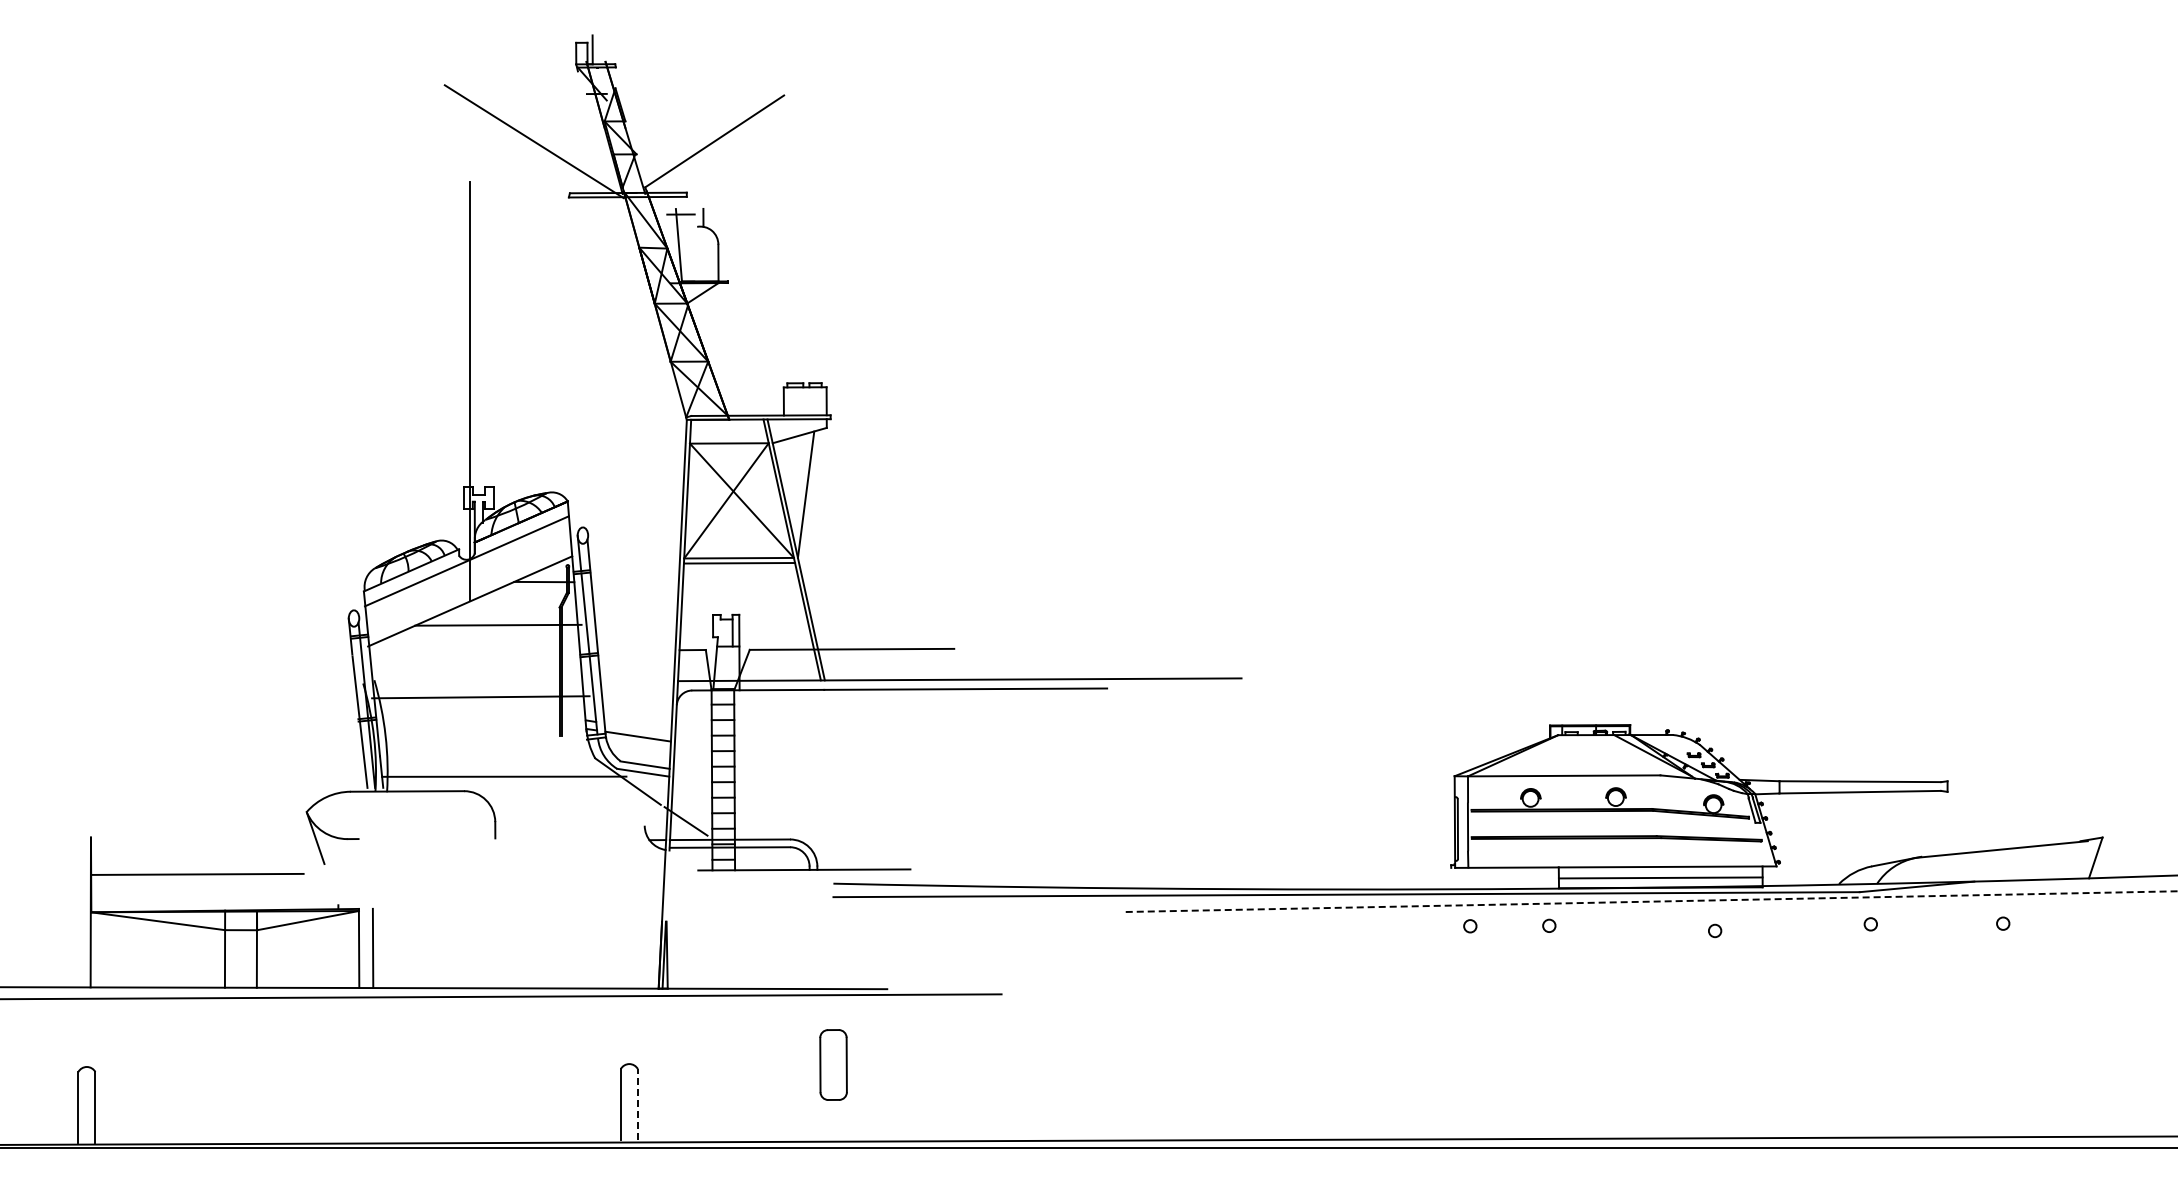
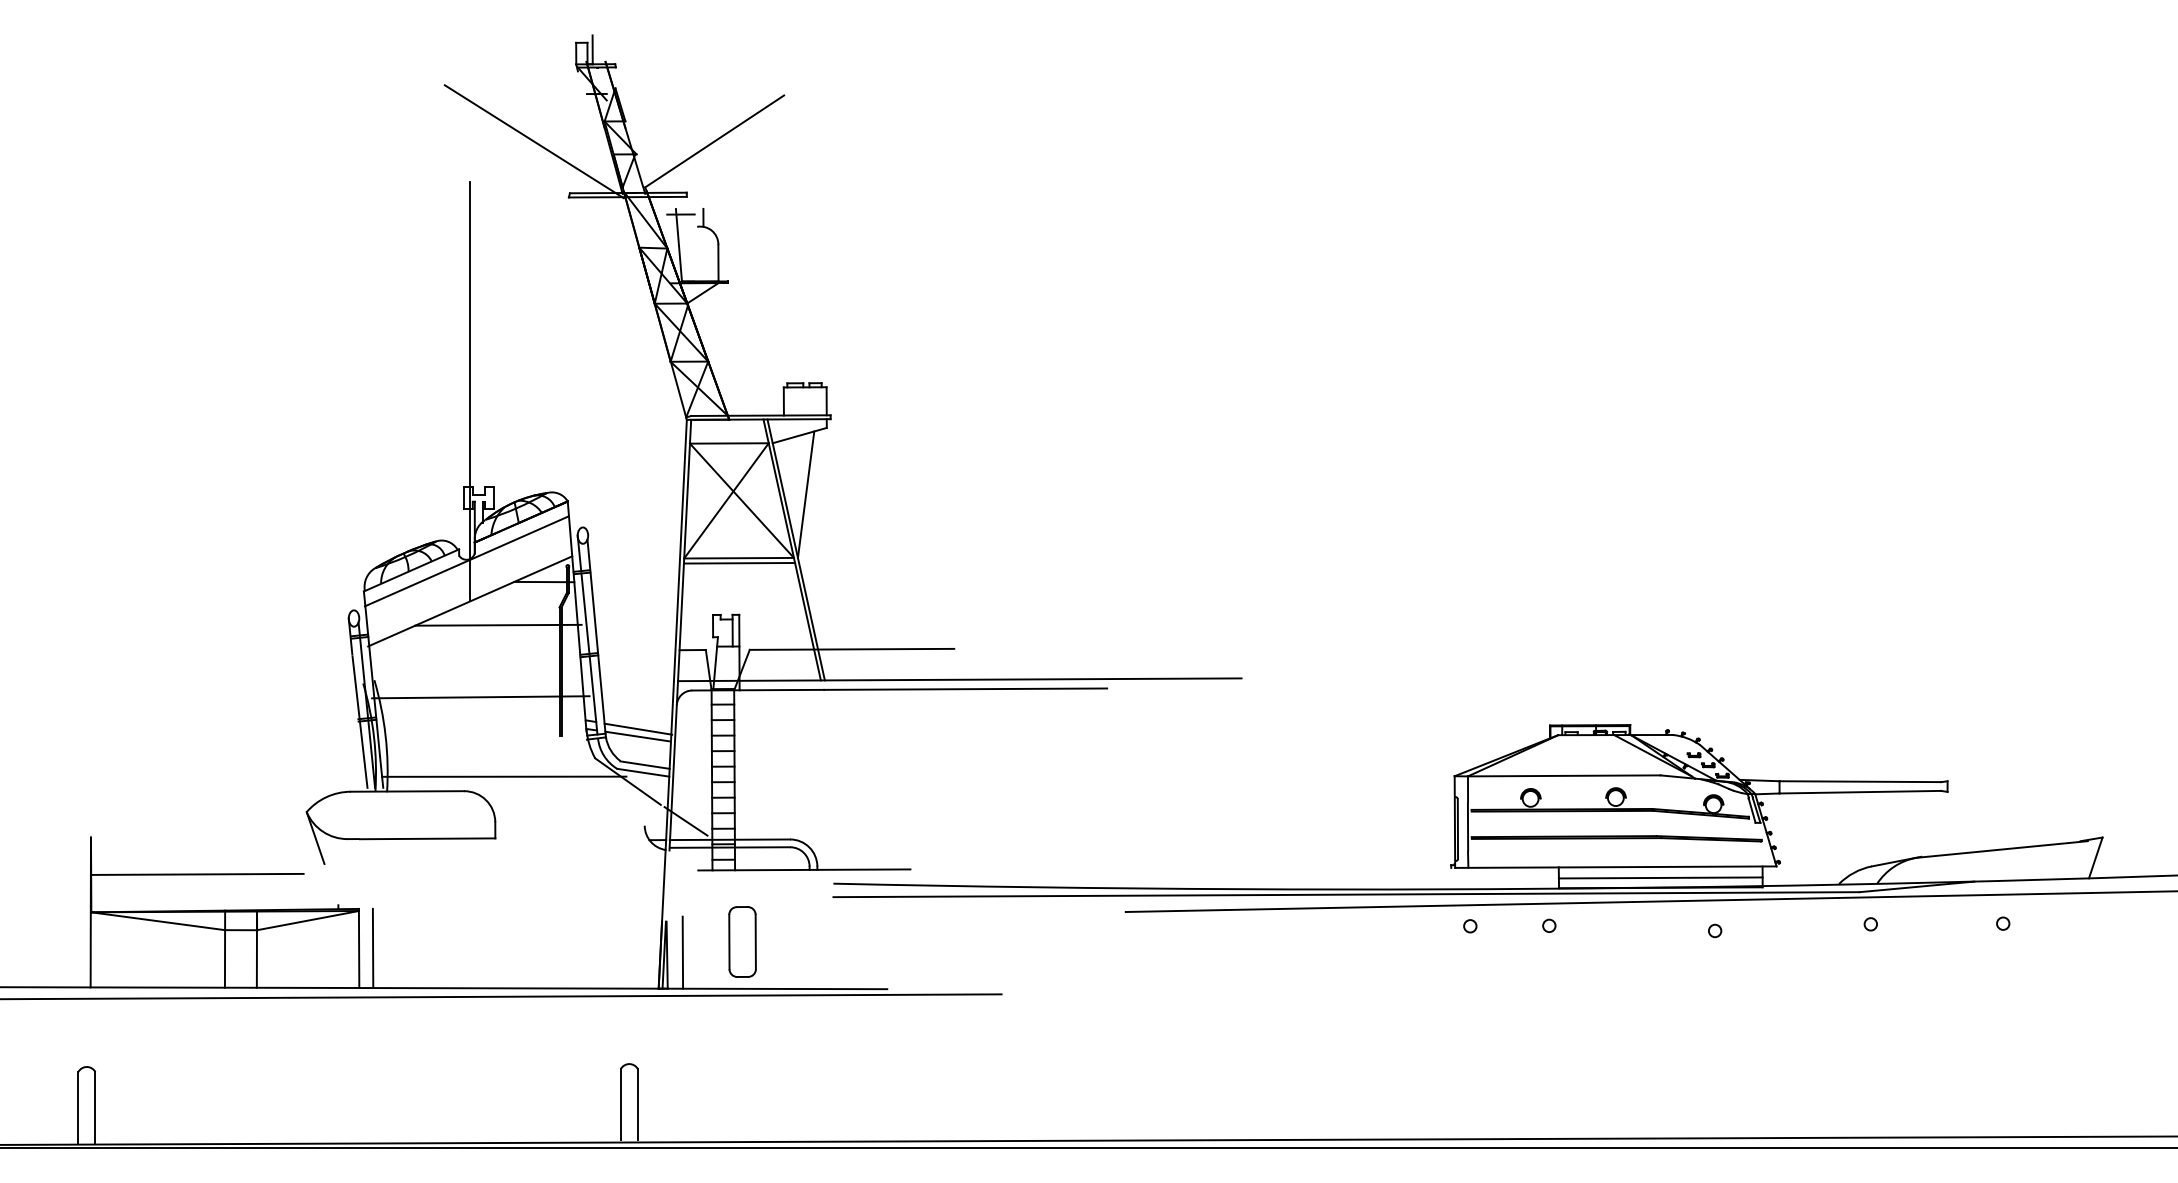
line: none -> present (638, 728)
line: none -> present (427, 838)
line: dashed -> solid (1651, 901)
line: none -> present (682, 952)
part position: (833, 1064) -> (742, 941) (742, 941)
line: dashed -> solid (637, 1104)
